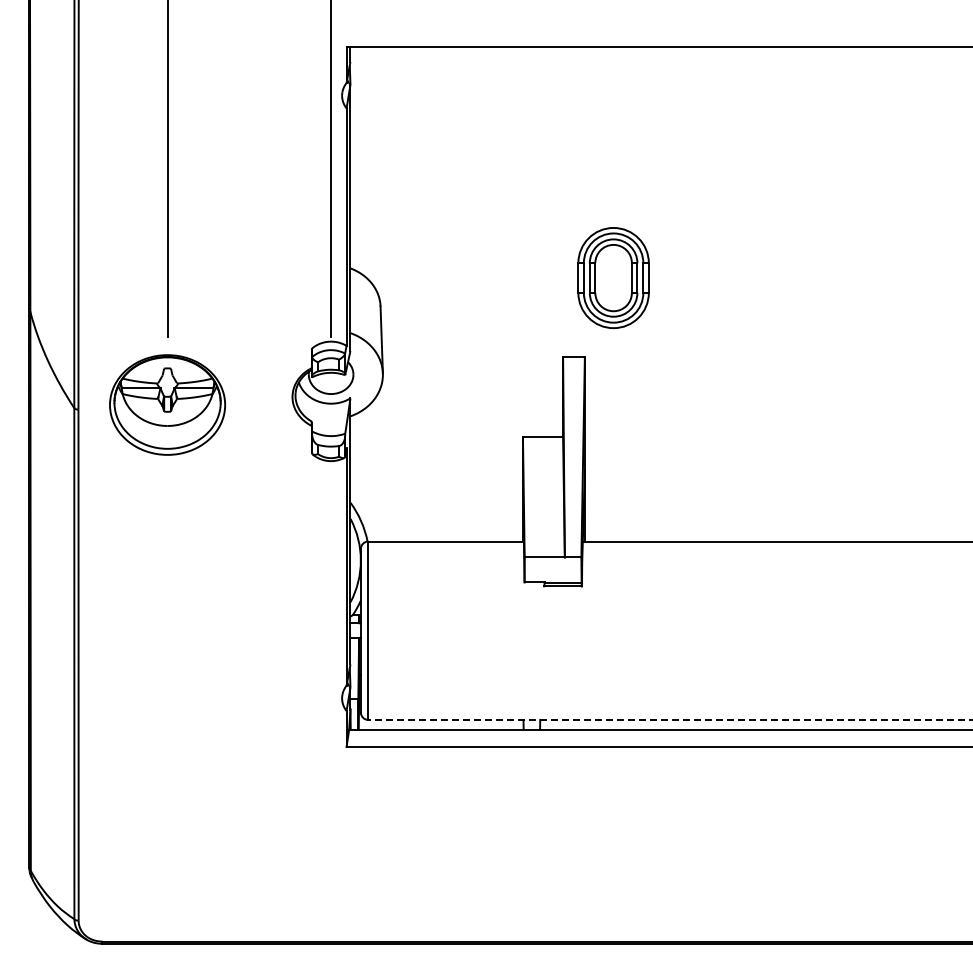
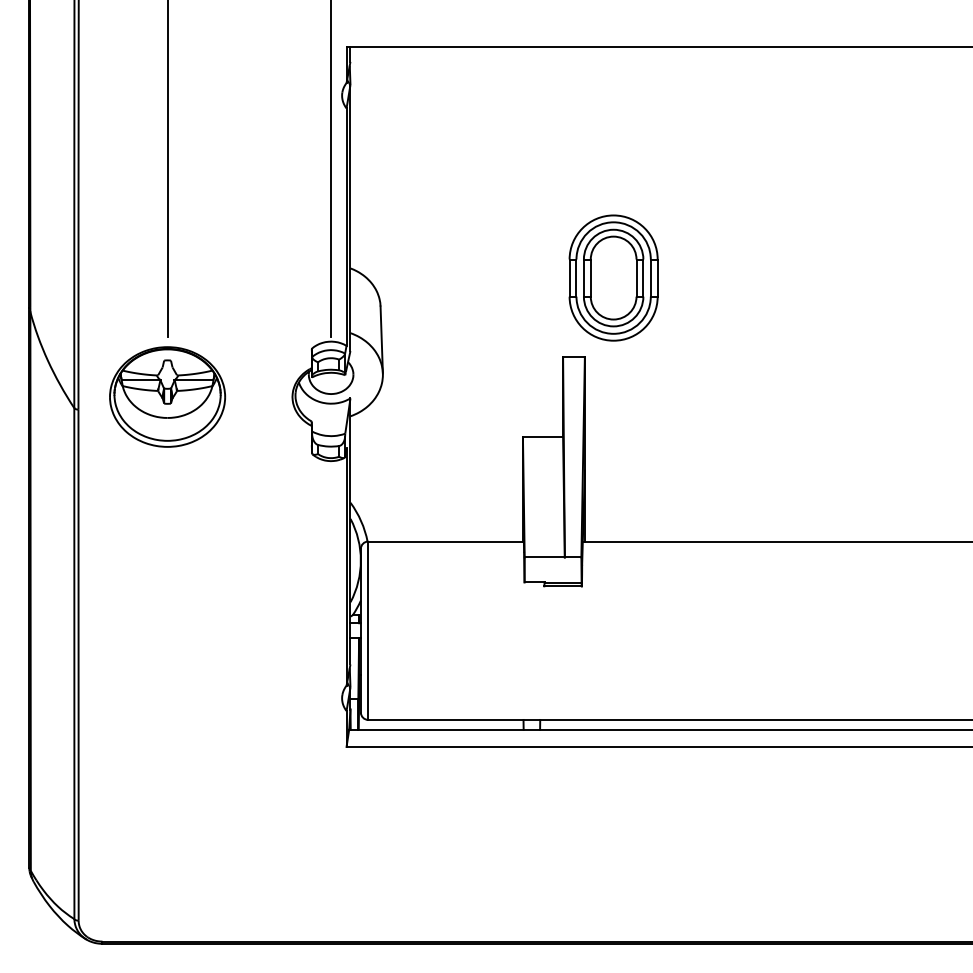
part size: 73x103 px -> 91x128 px (613, 277)
part position: (167, 404) -> (167, 396) (167, 396)
line: dashed -> solid (670, 719)
